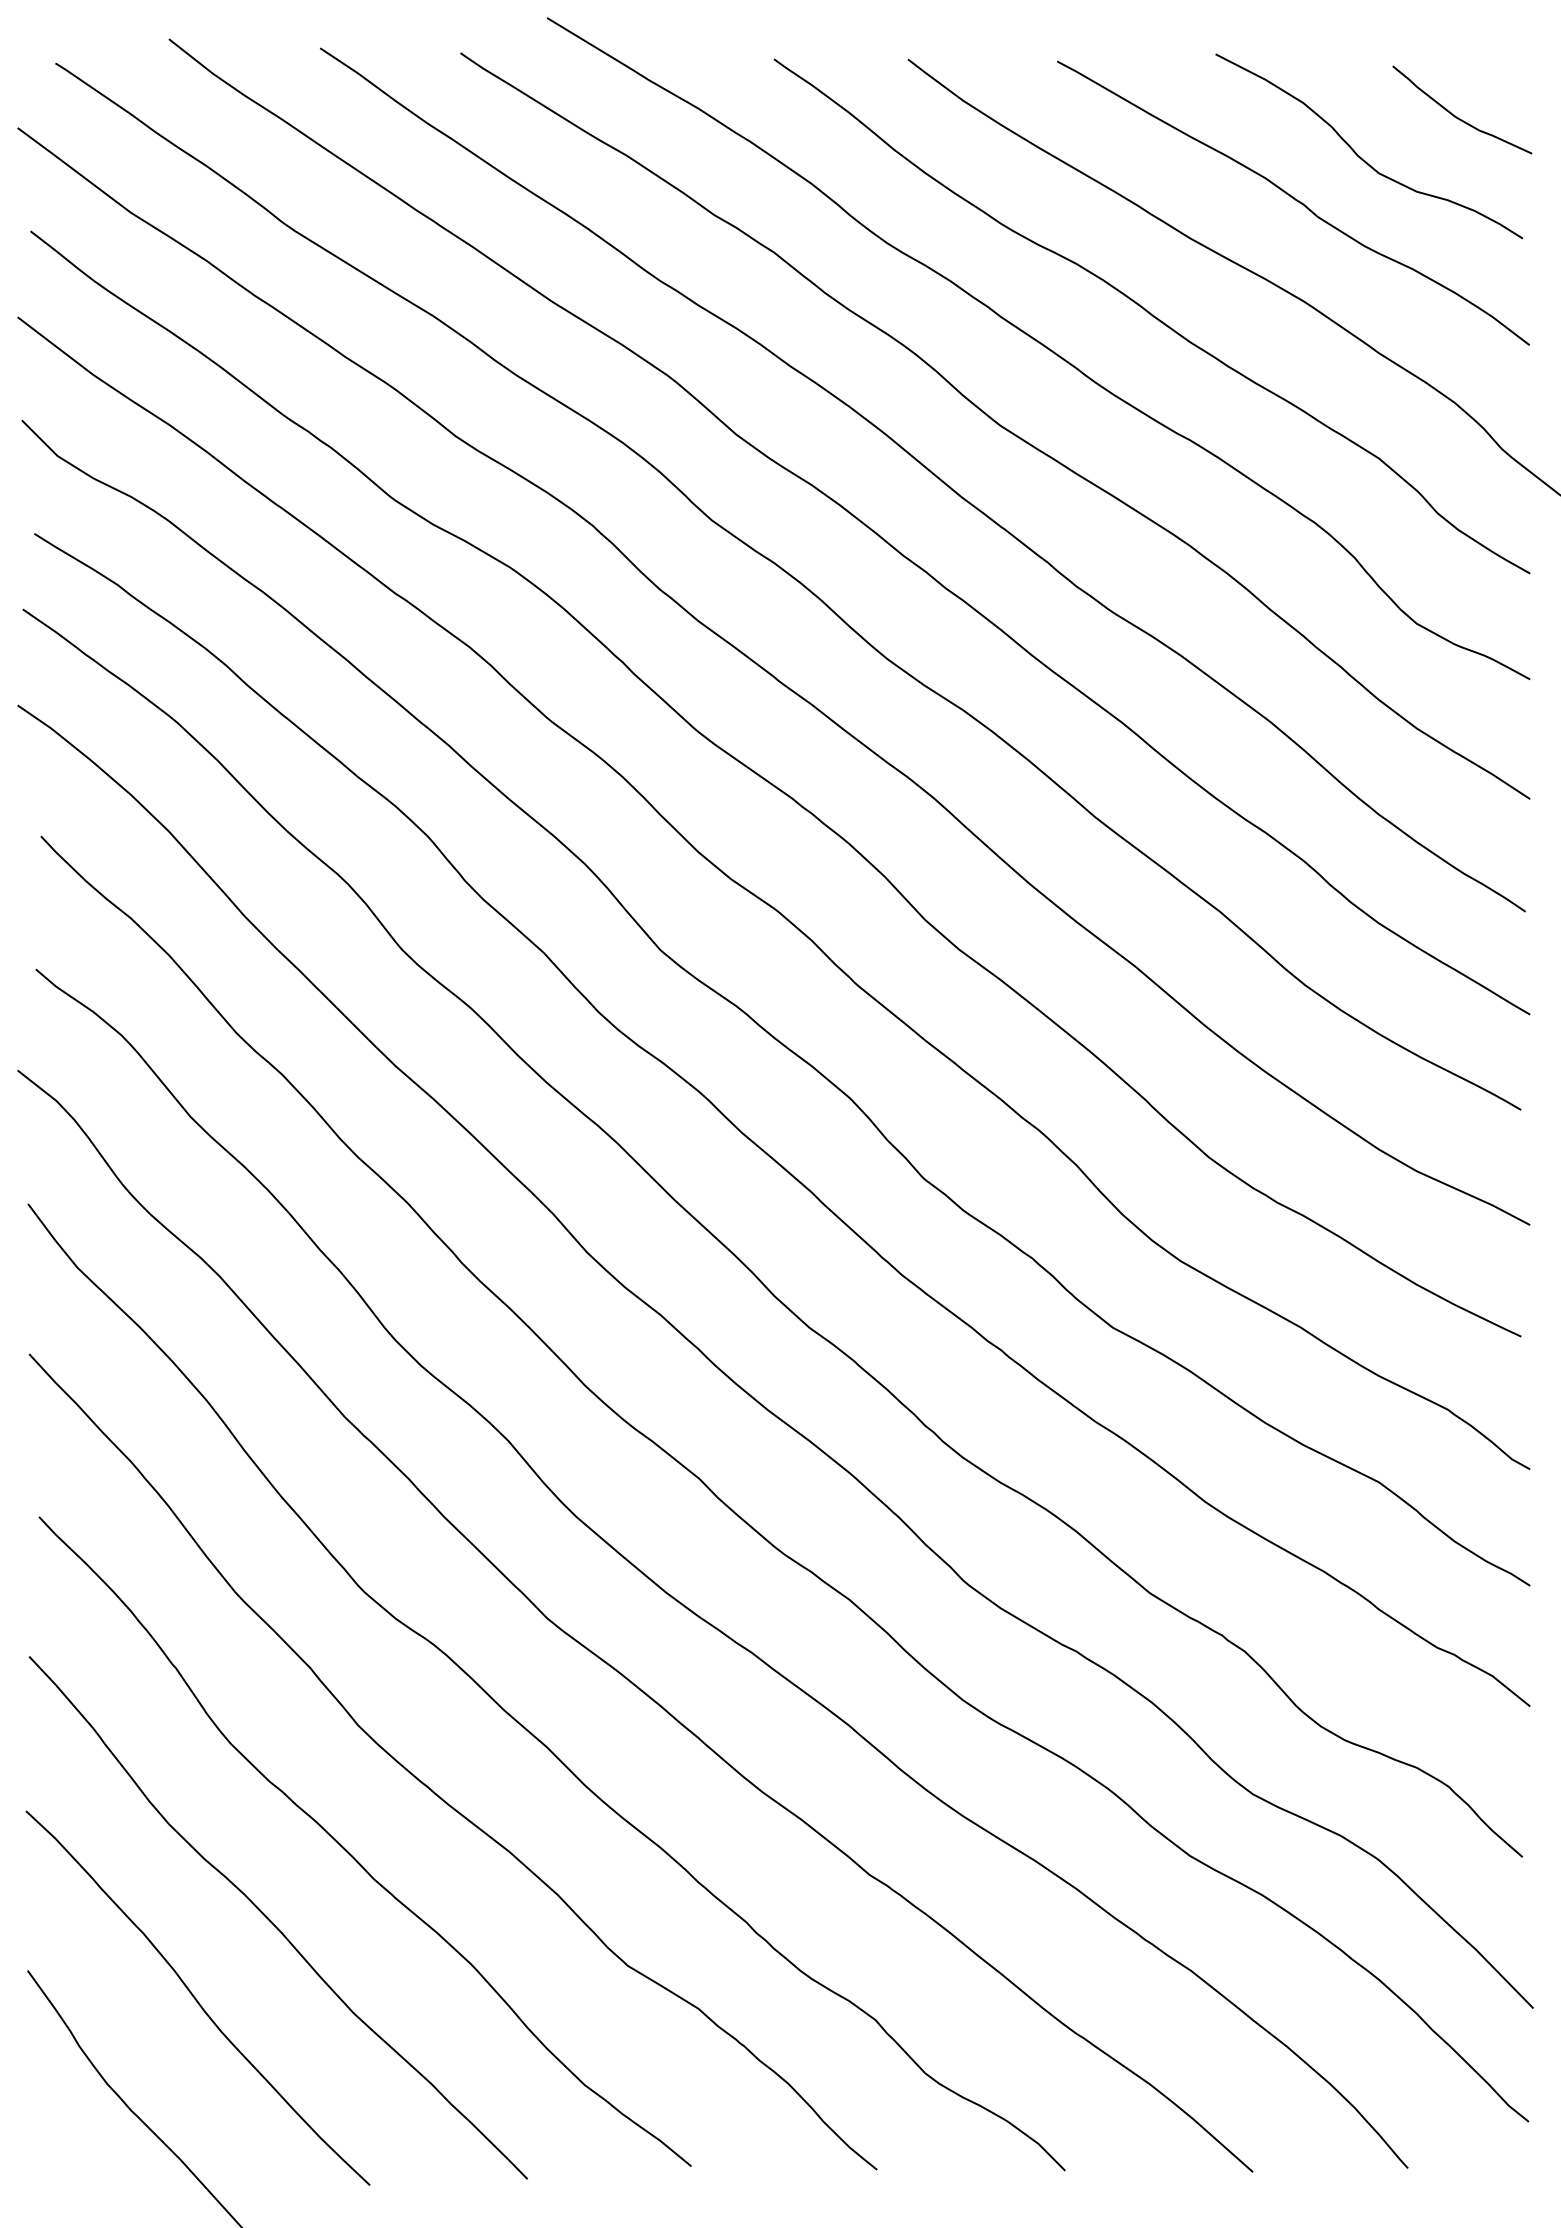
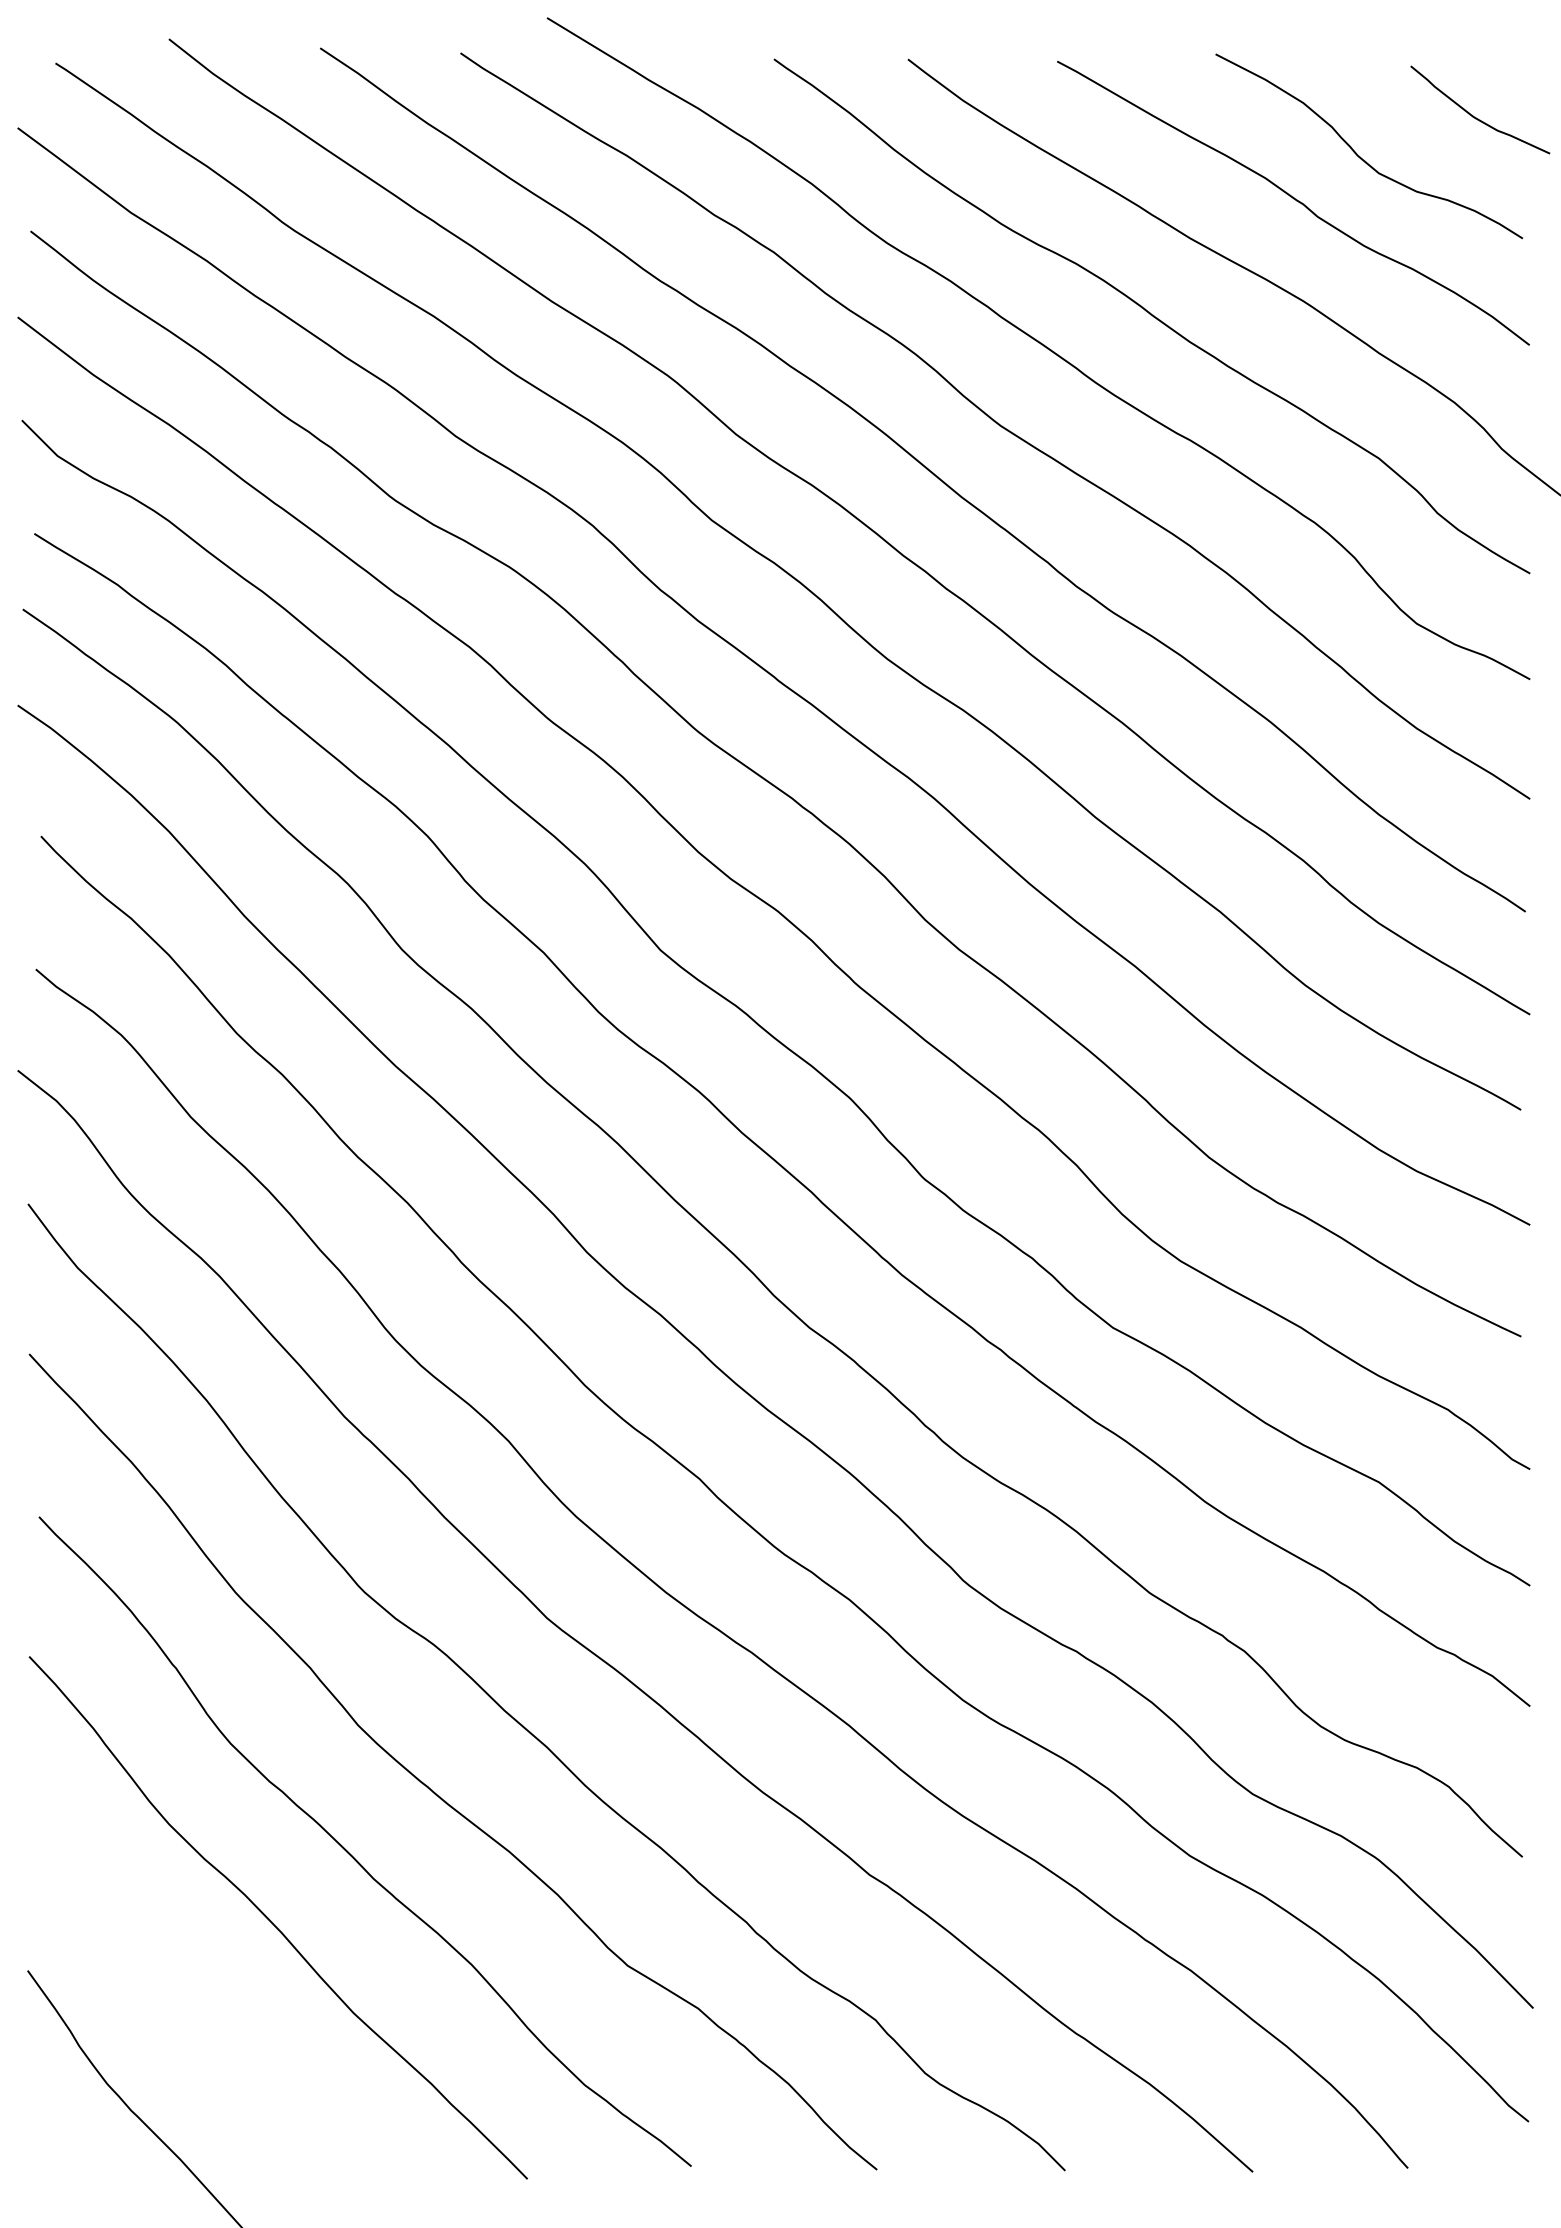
curve position: (1458, 117) -> (1476, 117) (1476, 117)
curve: present -> none (196, 1998)
